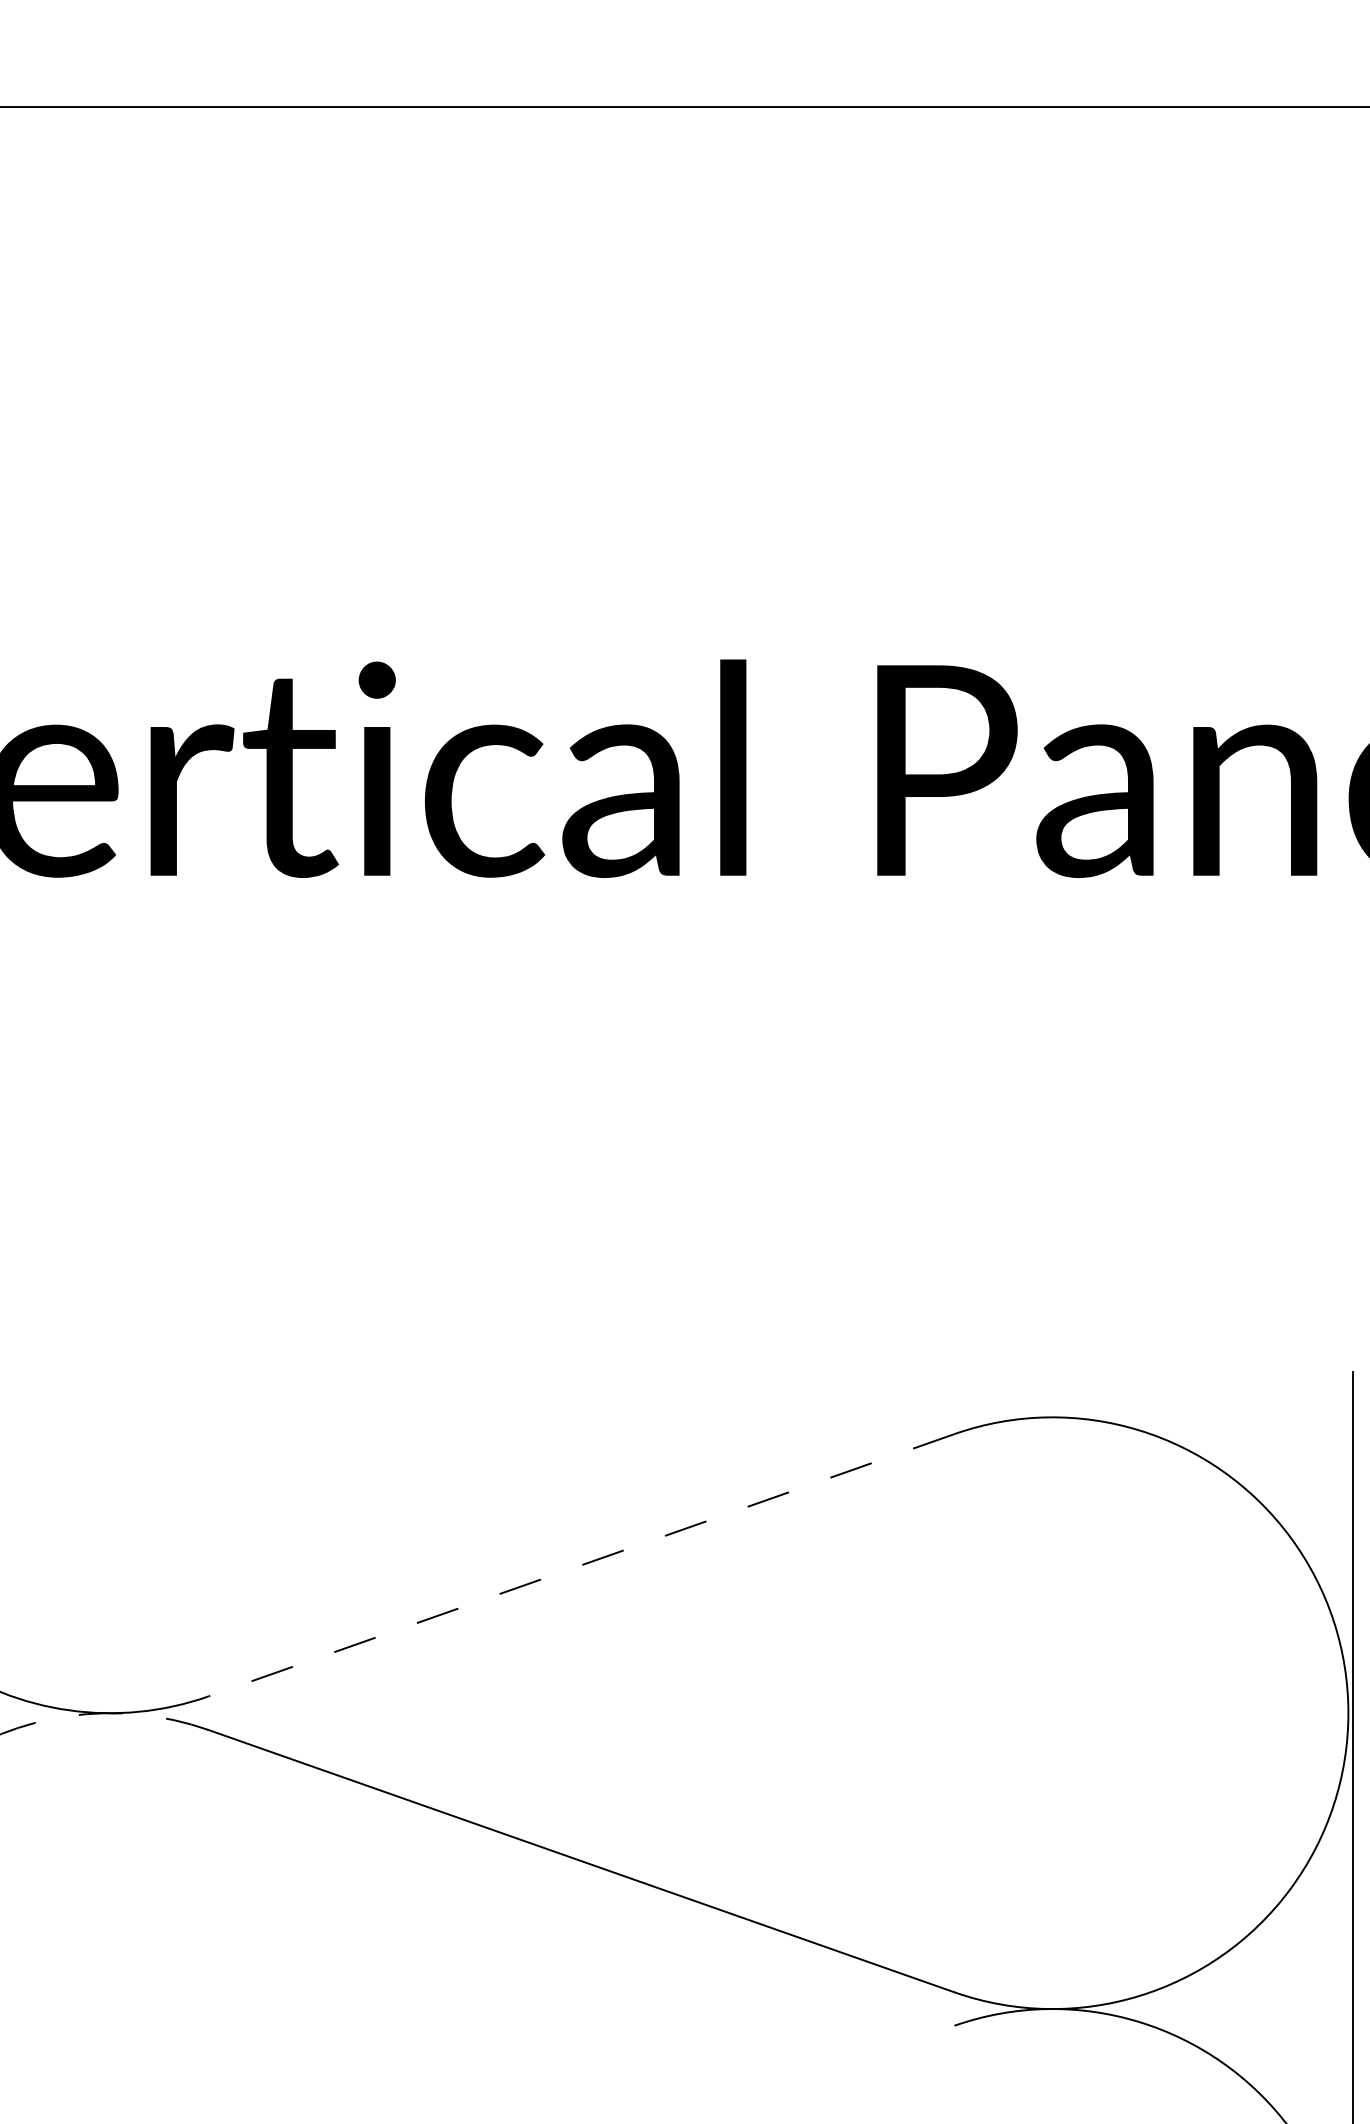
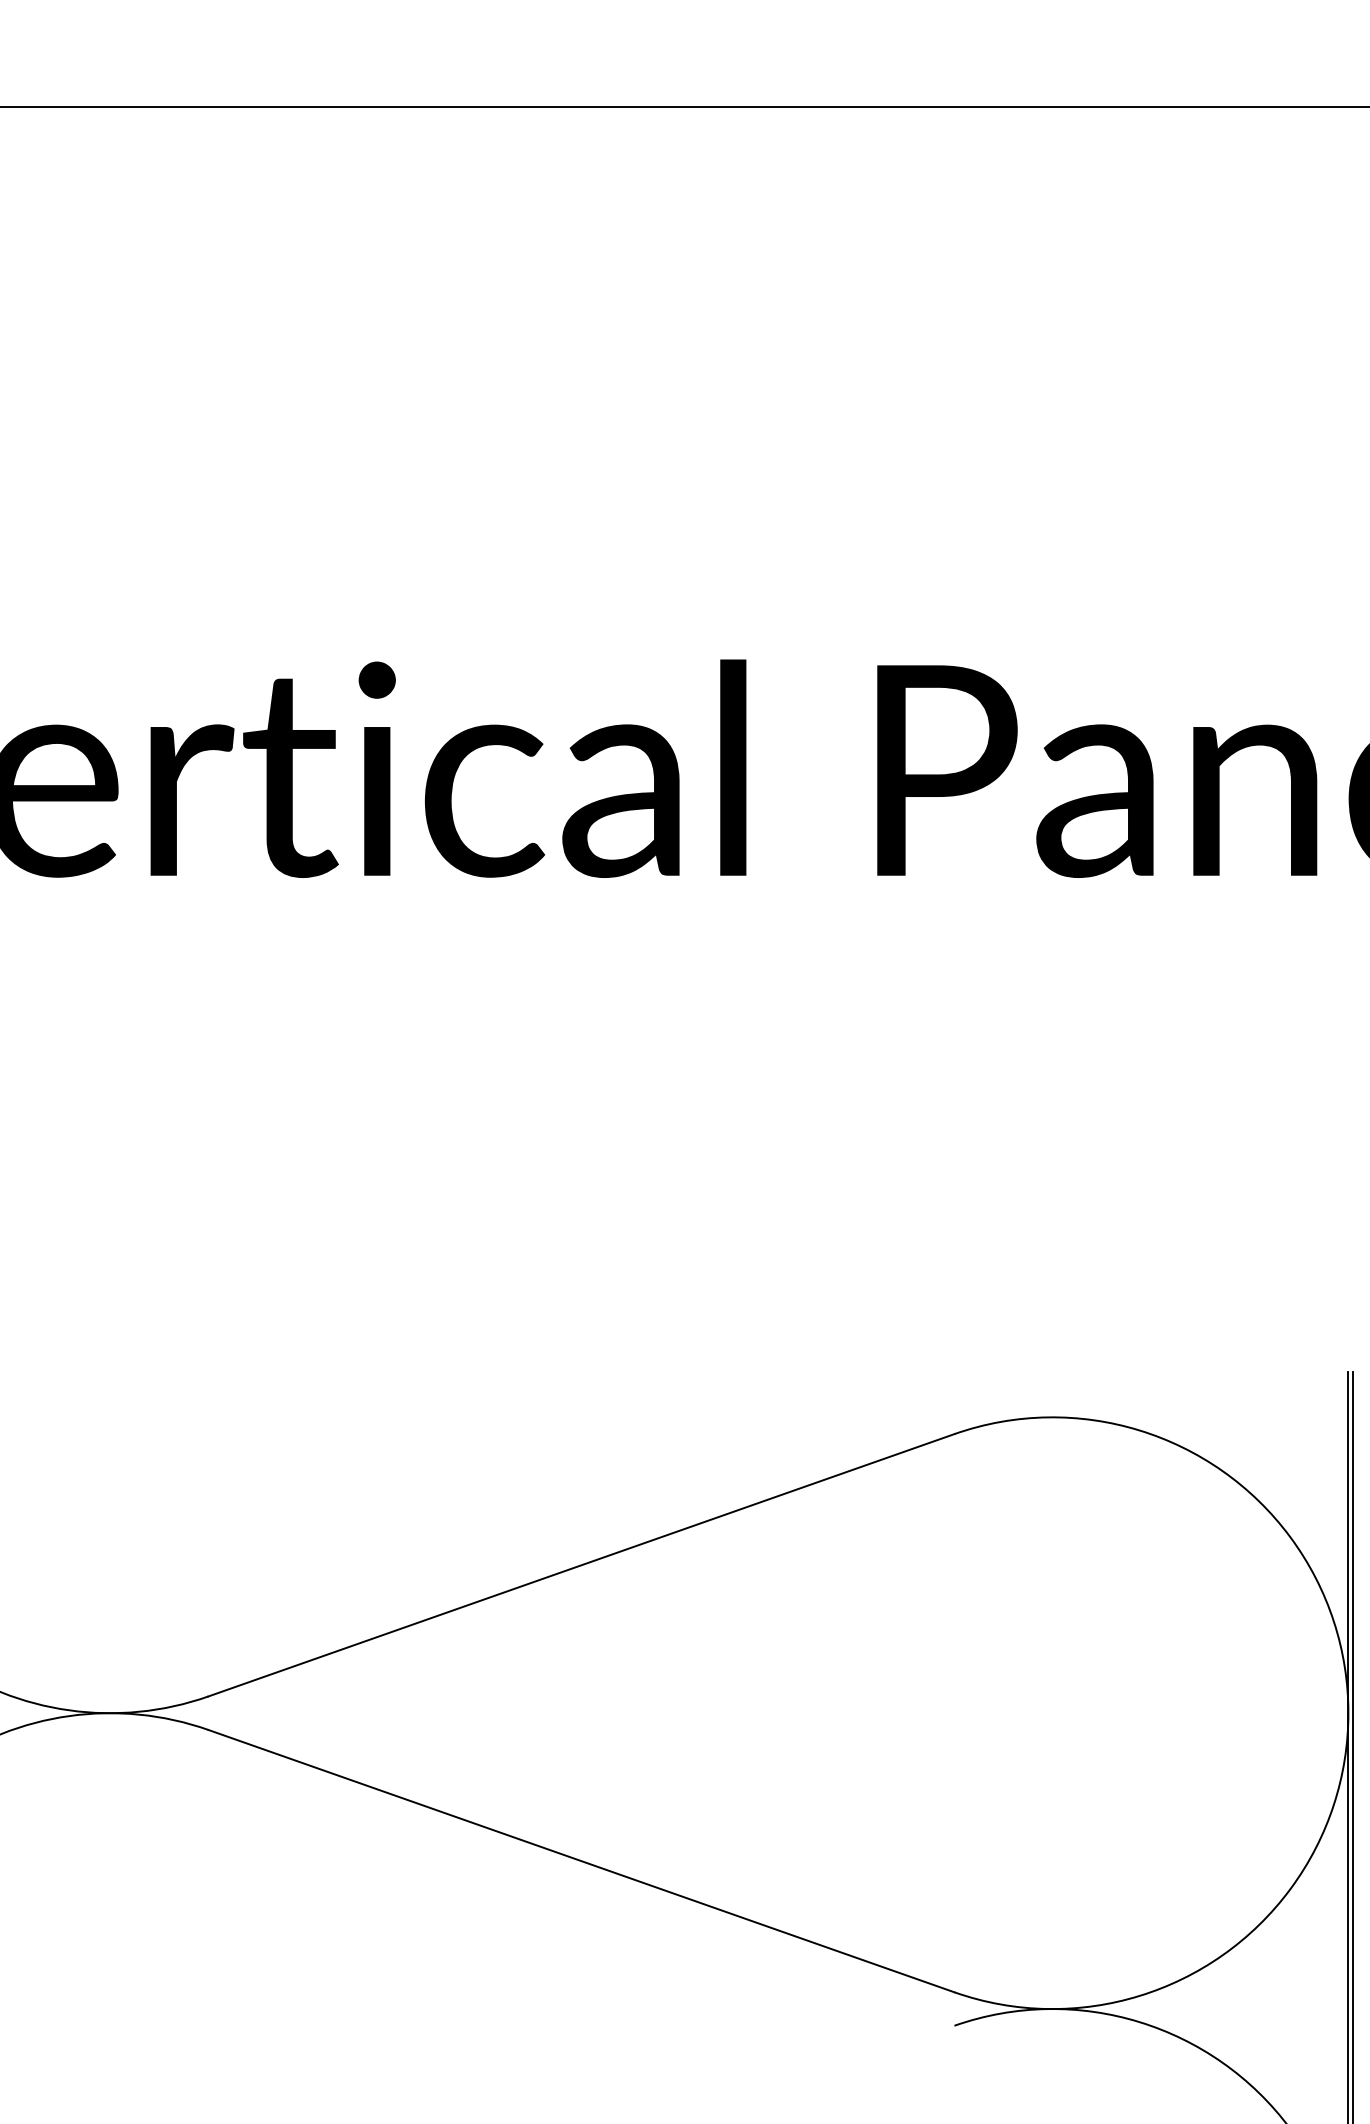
line: dashed -> solid (580, 1565)
arc: dashed -> solid (103, 1713)
line: none -> present (1348, 1745)
